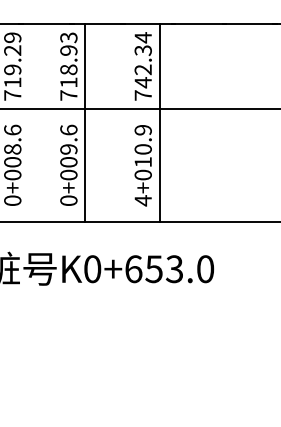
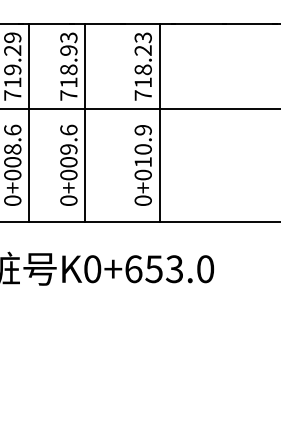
text: 742.34 -> 718.23 (142, 60)
line: none -> present (29, 122)
text: 4+010.9 -> 0+010.9 (142, 200)
